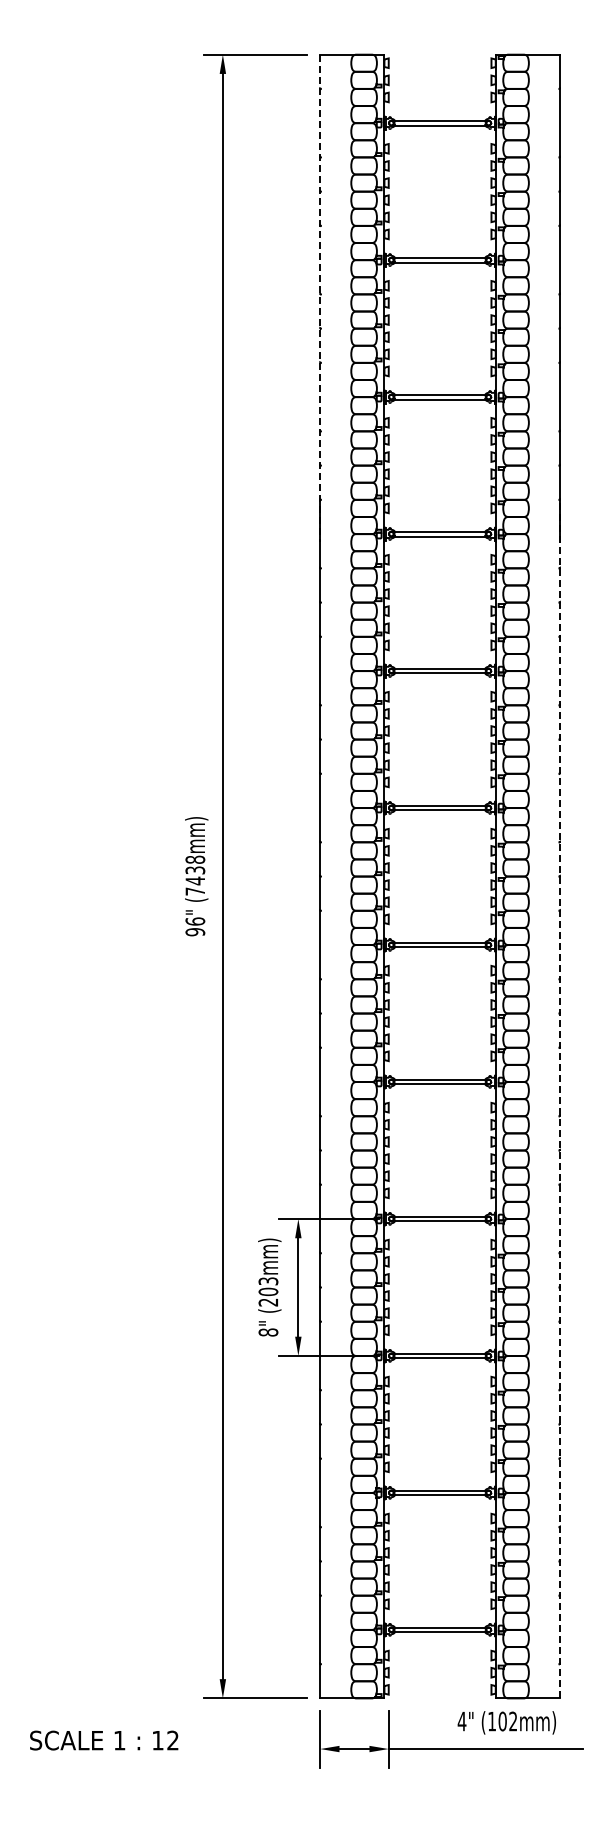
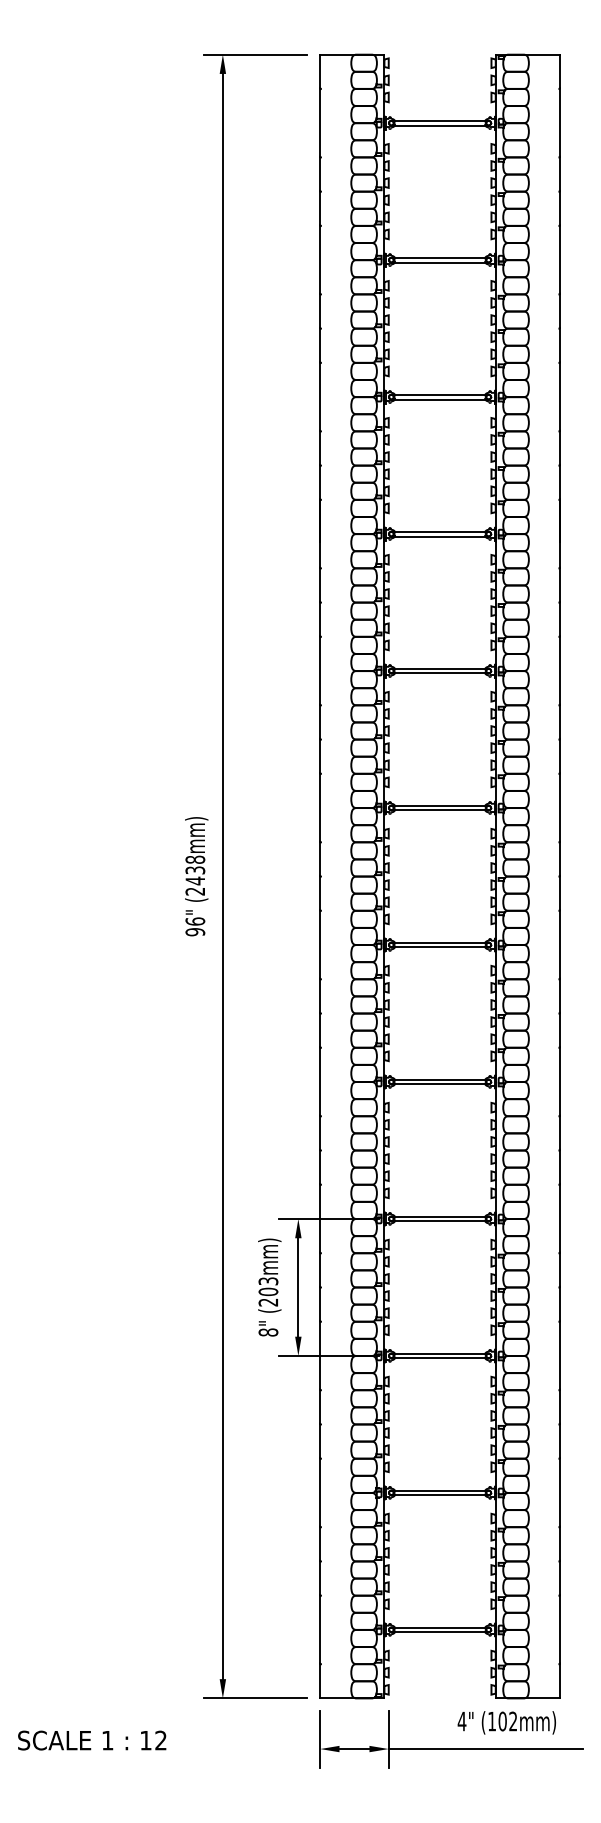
line: dashed -> solid (320, 298)
text: (7438mm) -> (2438mm) (194, 891)
line: dashed -> solid (559, 1098)
text position: (104, 1740) -> (92, 1740) (92, 1740)
